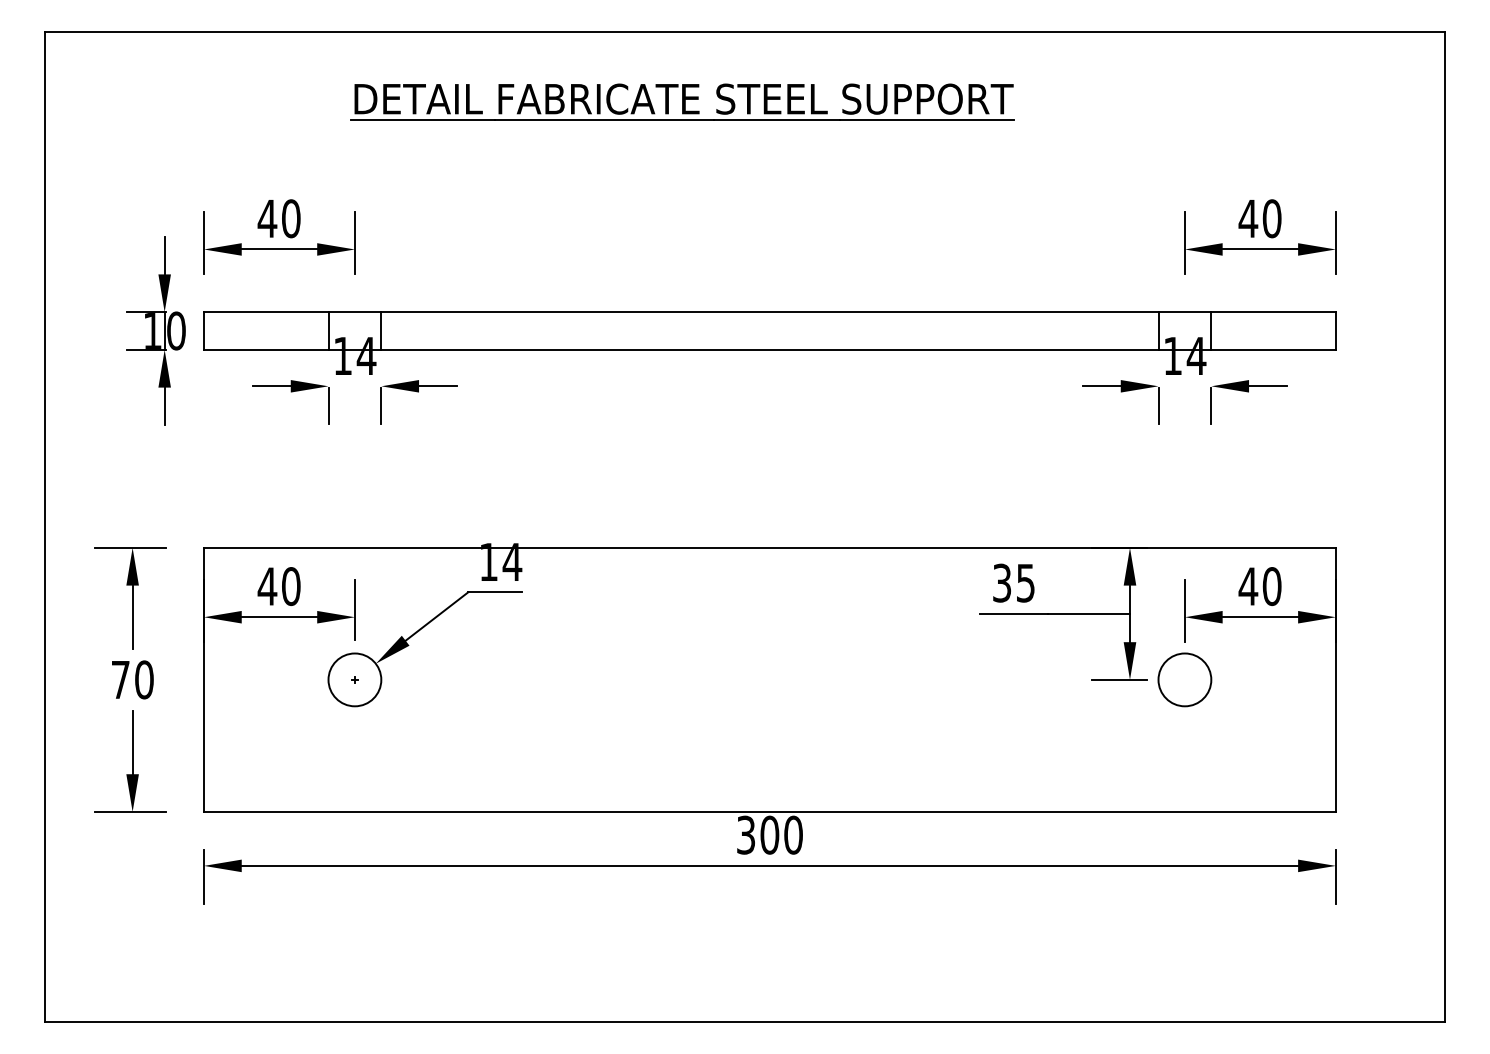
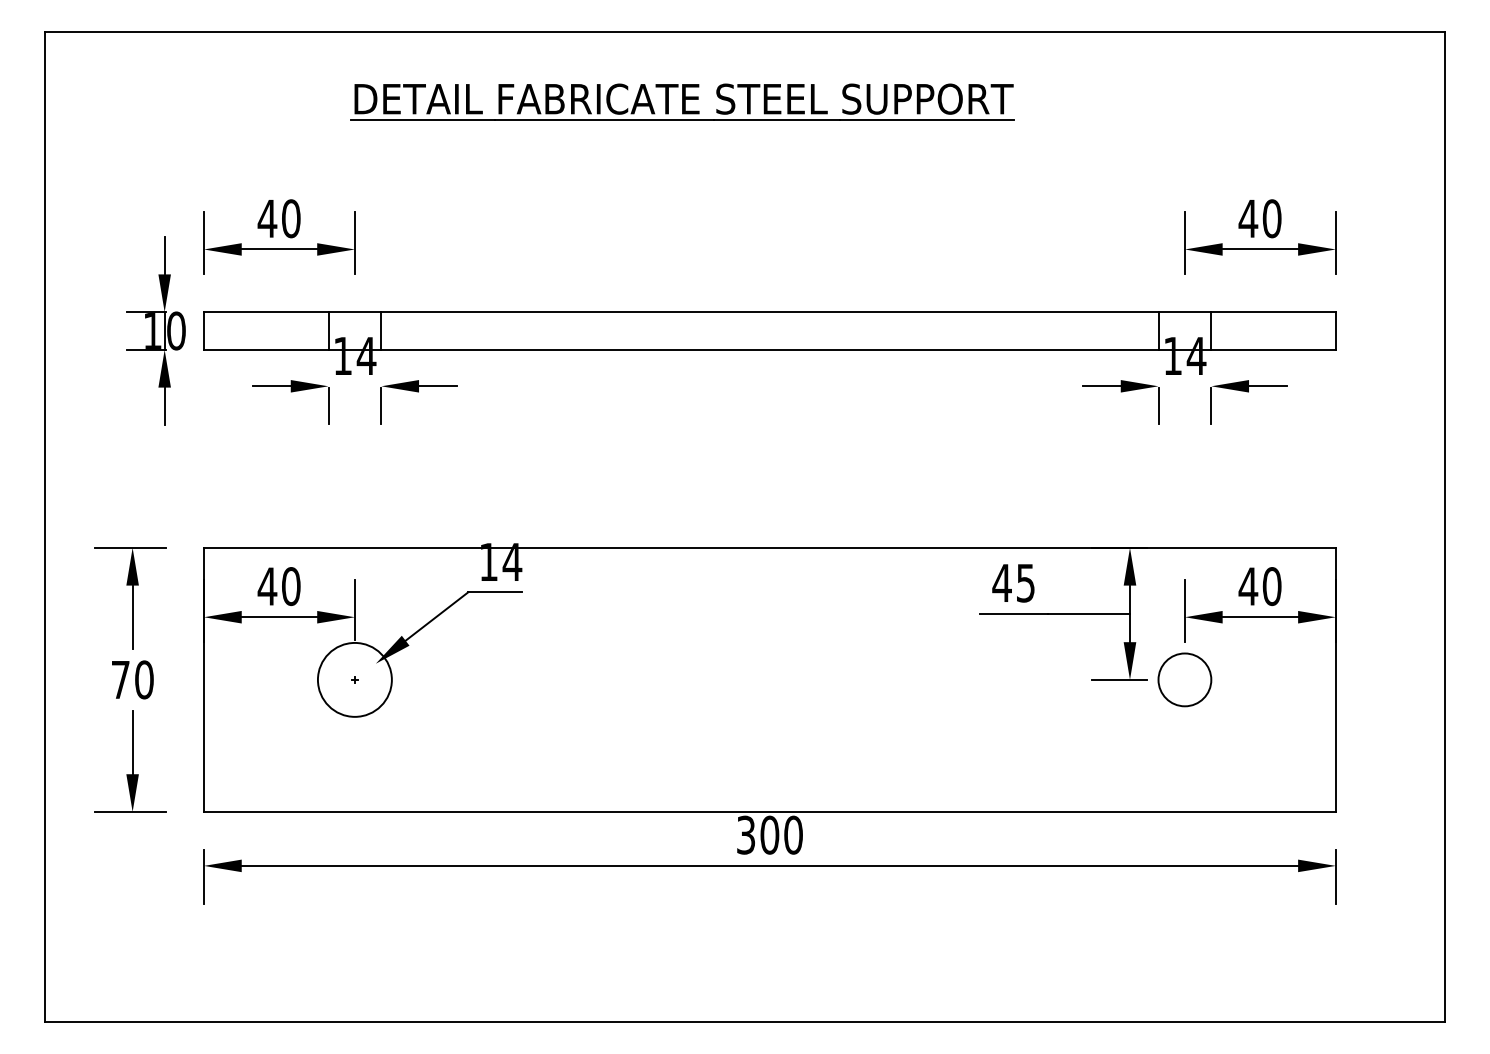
text: 35 -> 45 (1001, 582)
circle diameter: 53 px -> 74 px (354, 679)
